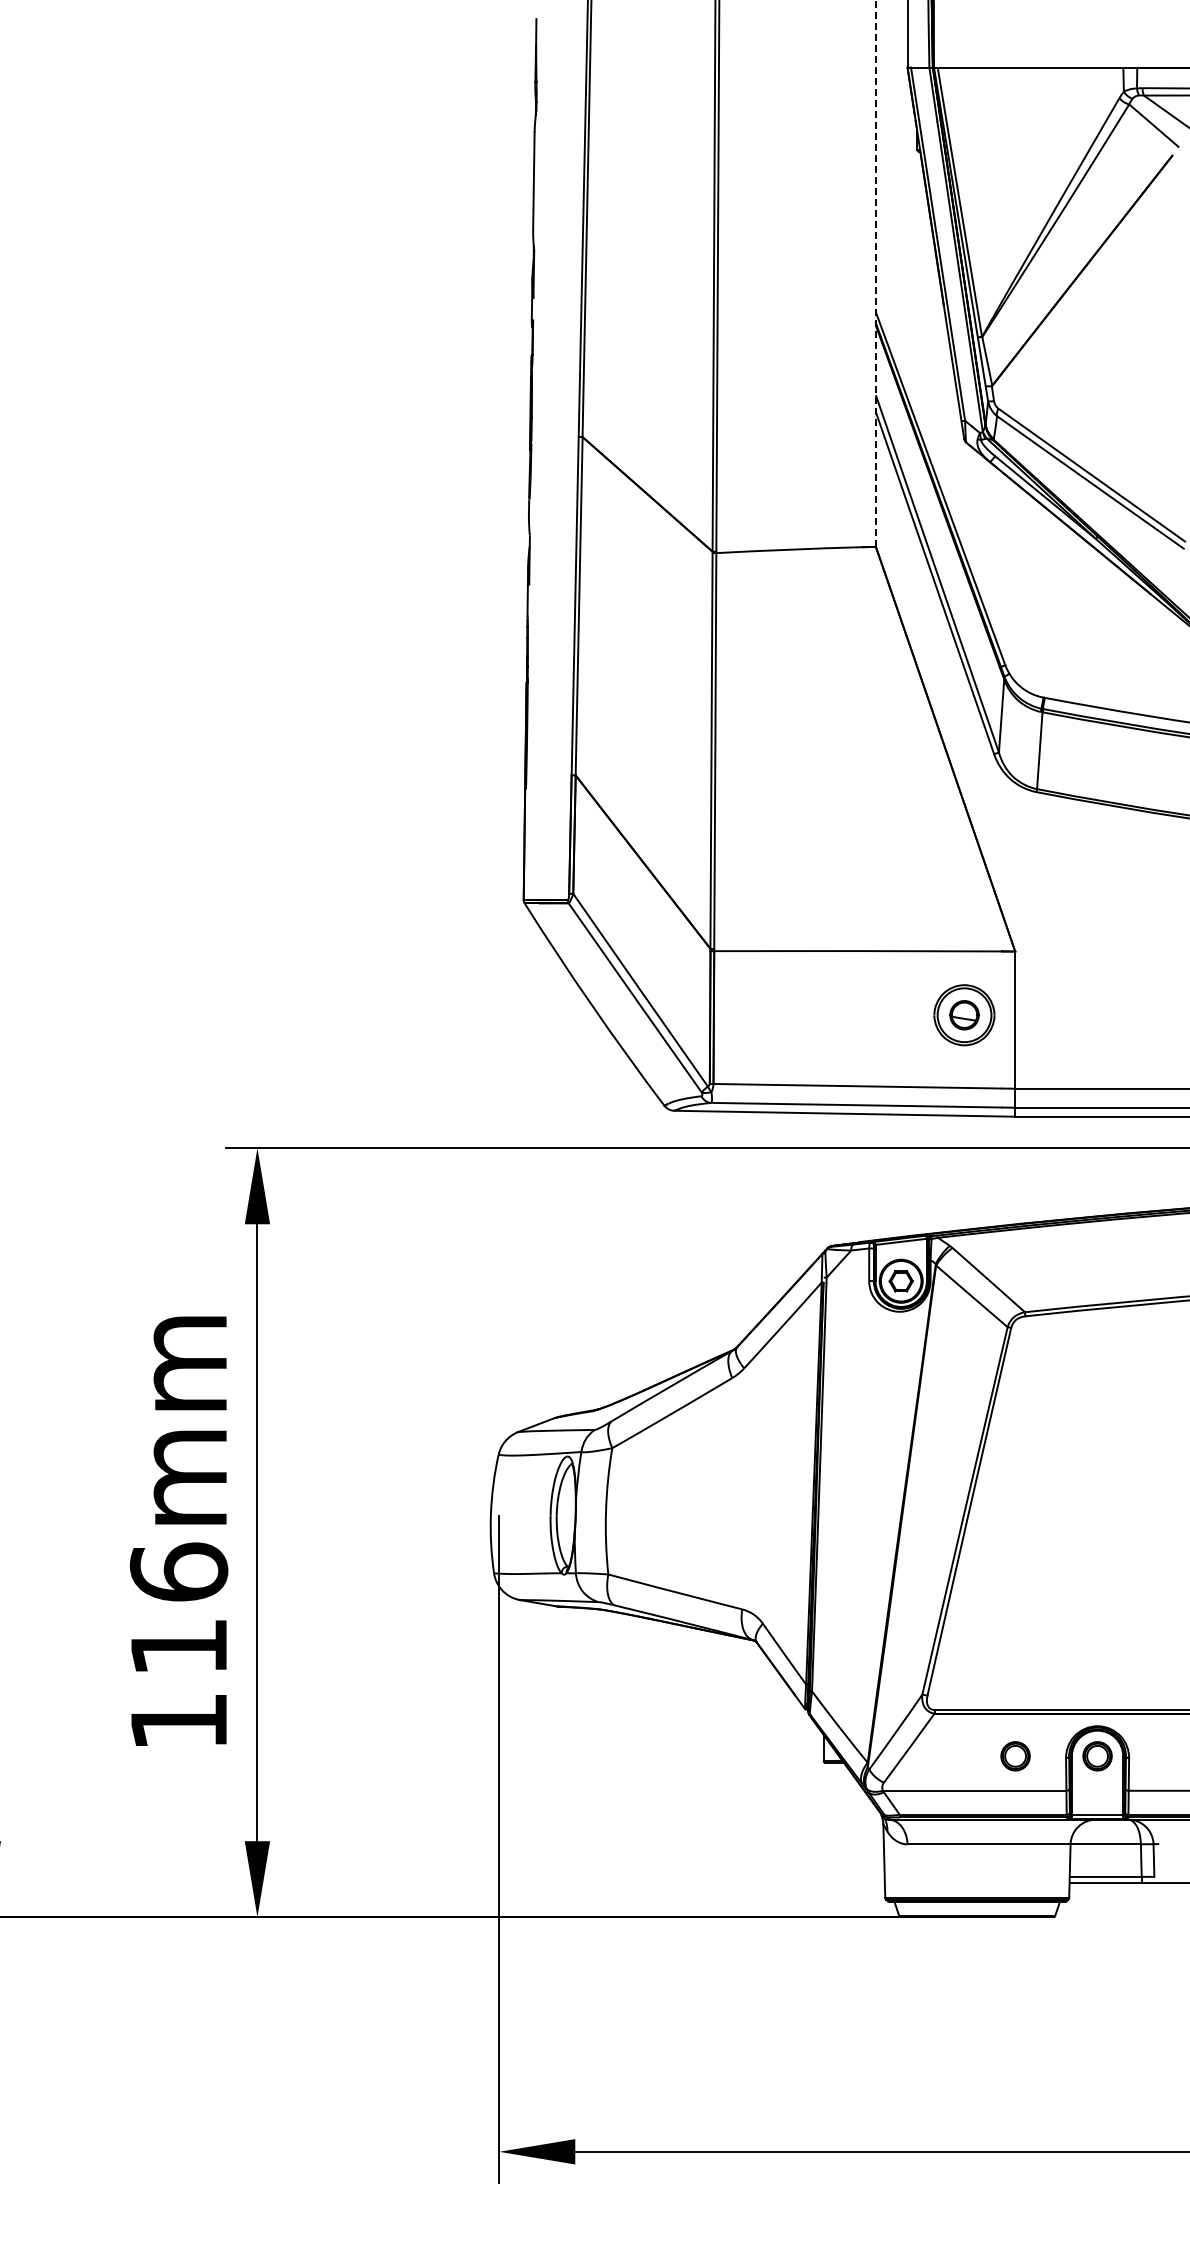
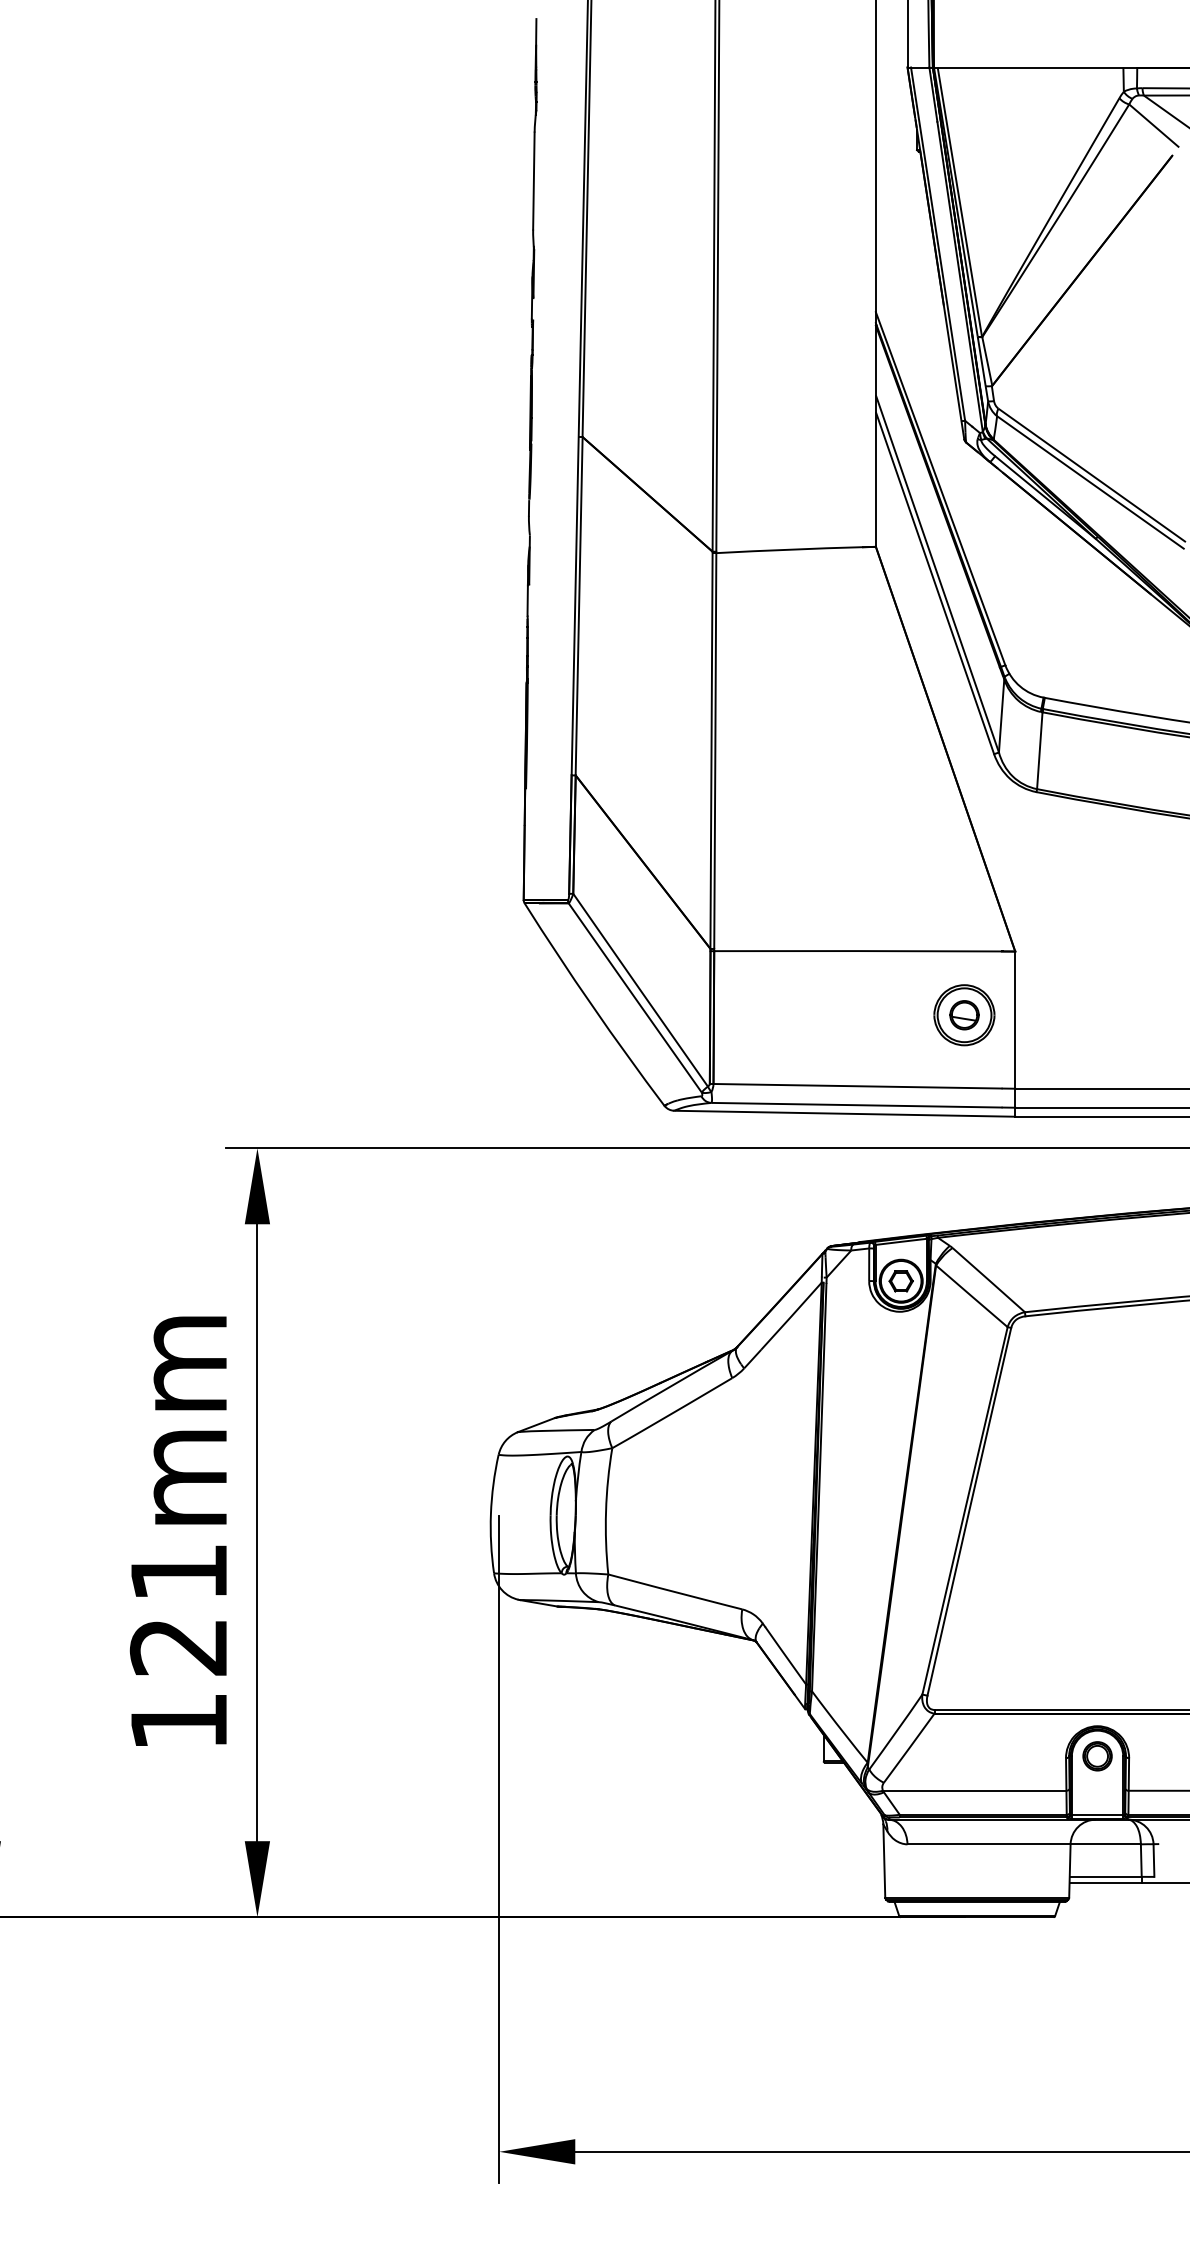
line: dashed -> solid (875, 273)
text: 116mm -> 121mm (178, 1608)
part: present -> none (1015, 1756)
